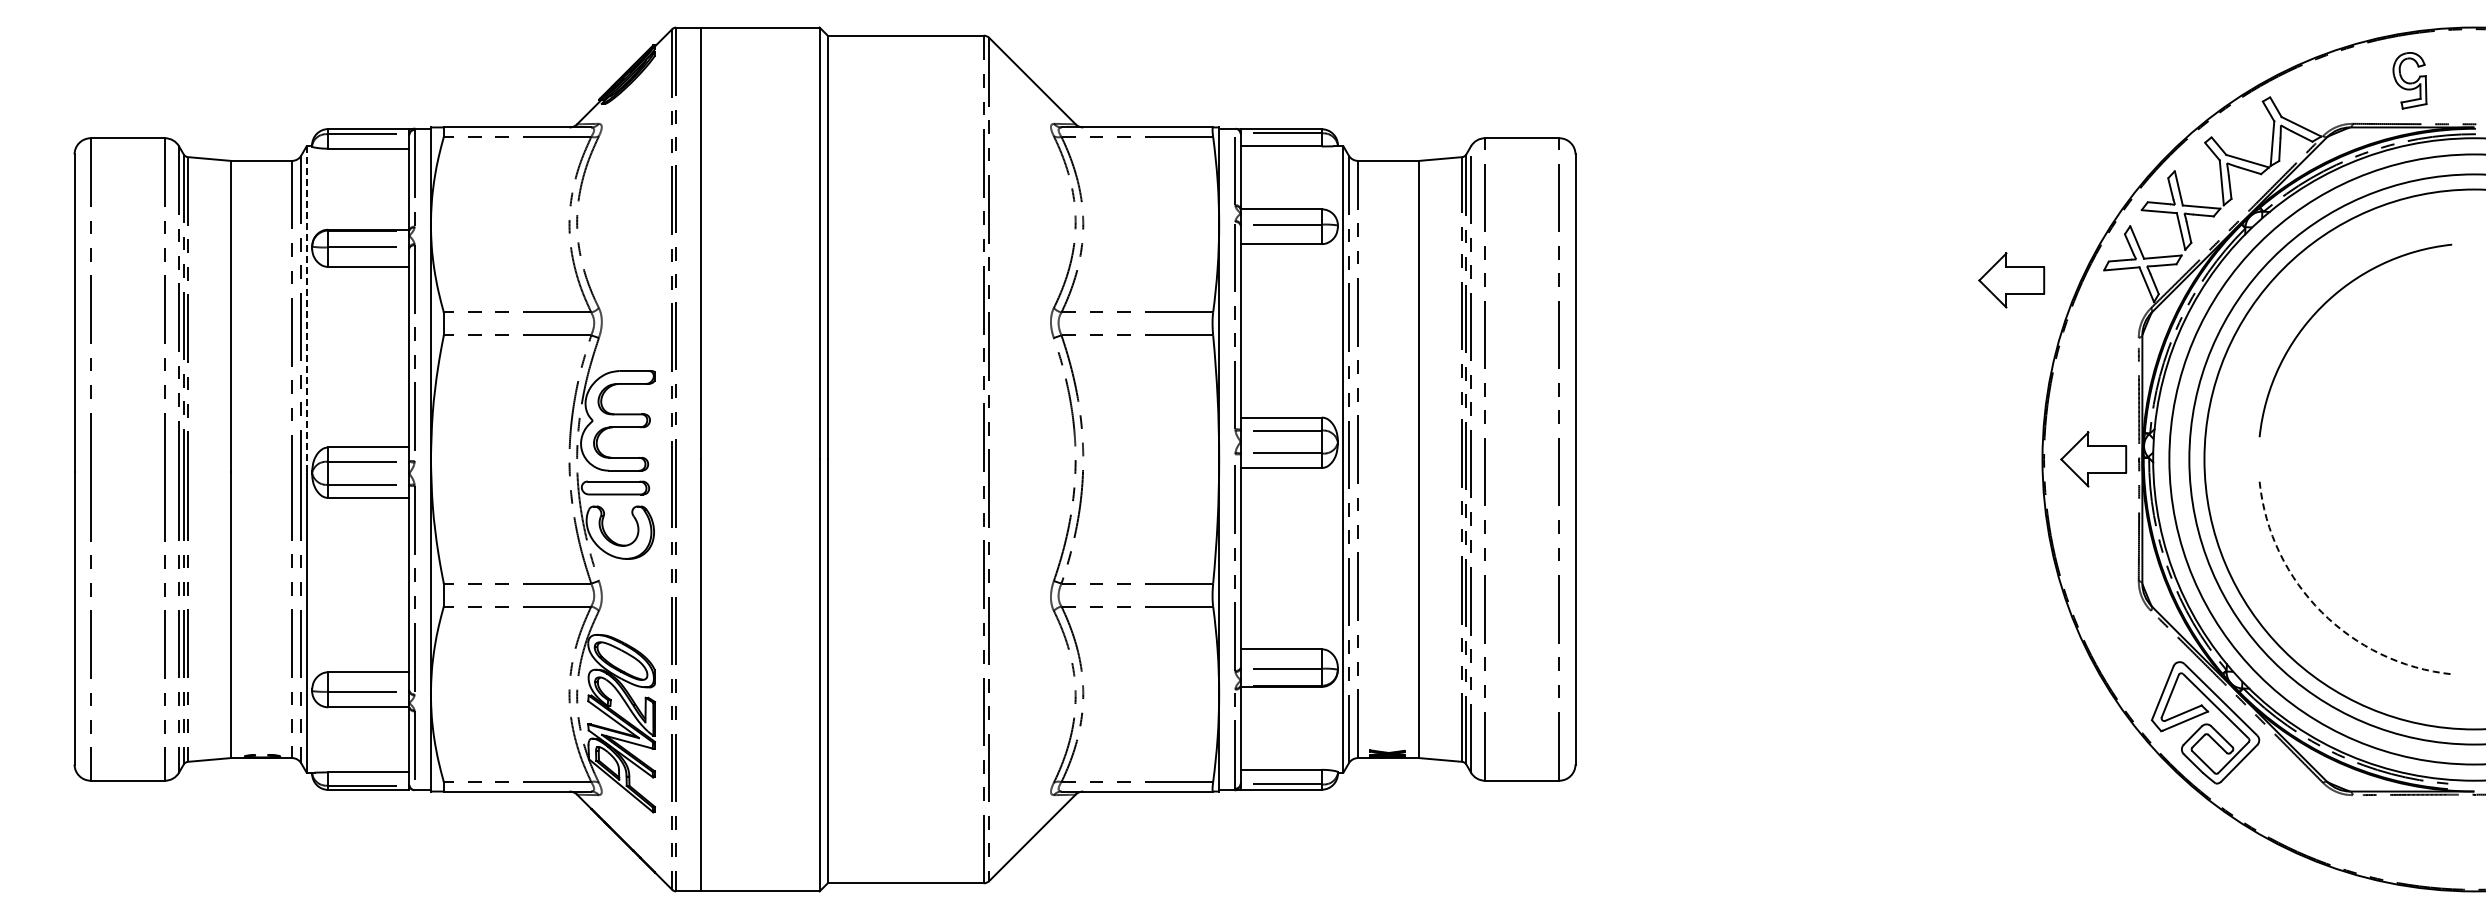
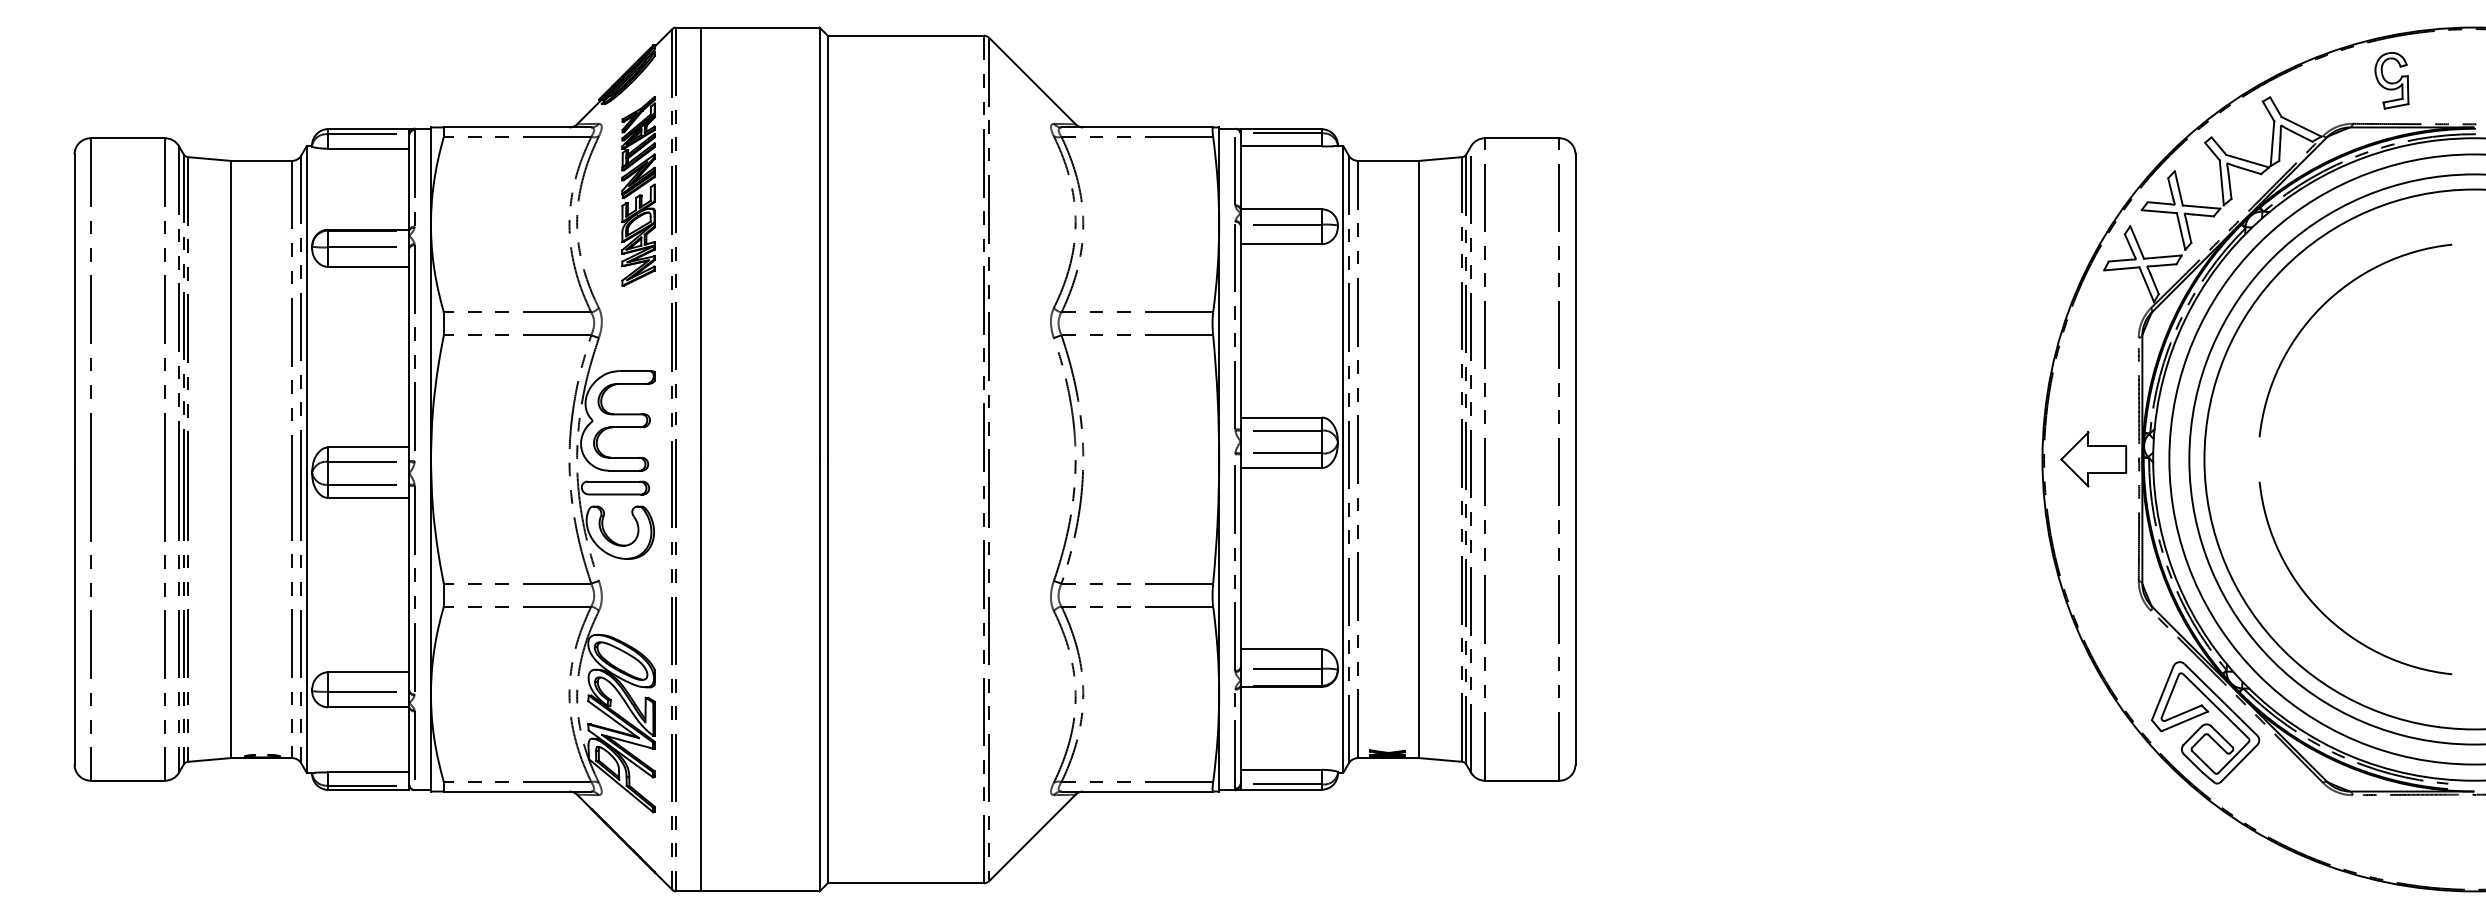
part position: (2409, 80) -> (2391, 80) (2391, 80)
part: none -> present (638, 191)
part: present -> none (2011, 280)
line: dashed -> solid (306, 310)
arc: dashed -> solid (2321, 612)
